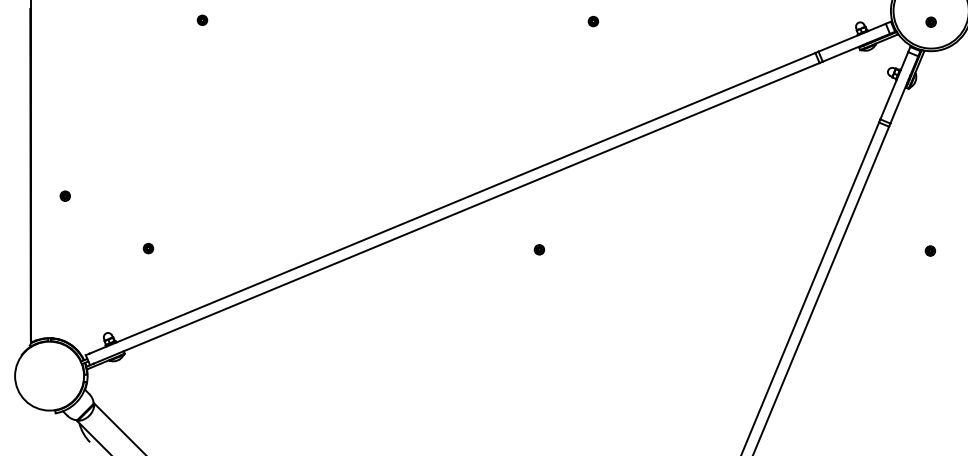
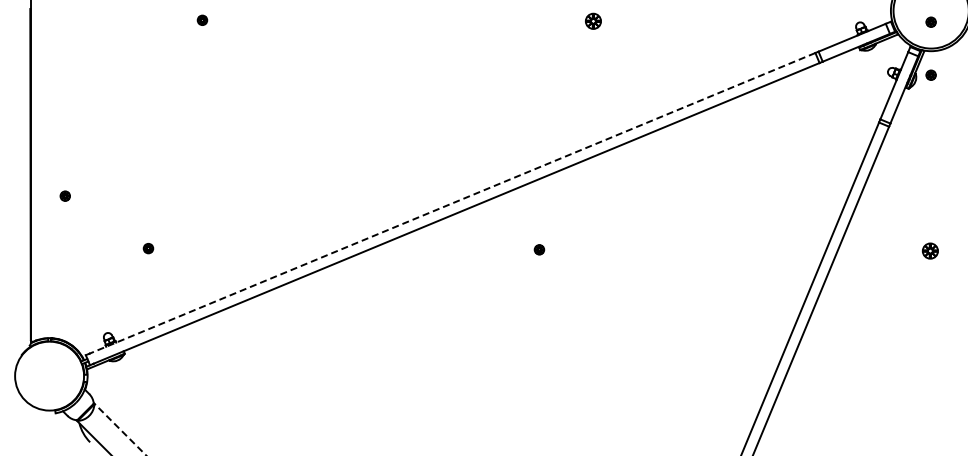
part size: 13x12 px -> 17x18 px (593, 20)
part: none -> present (930, 74)
line: solid -> dashed (452, 203)
part size: 13x12 px -> 18x18 px (929, 250)
line: solid -> dashed (119, 429)
